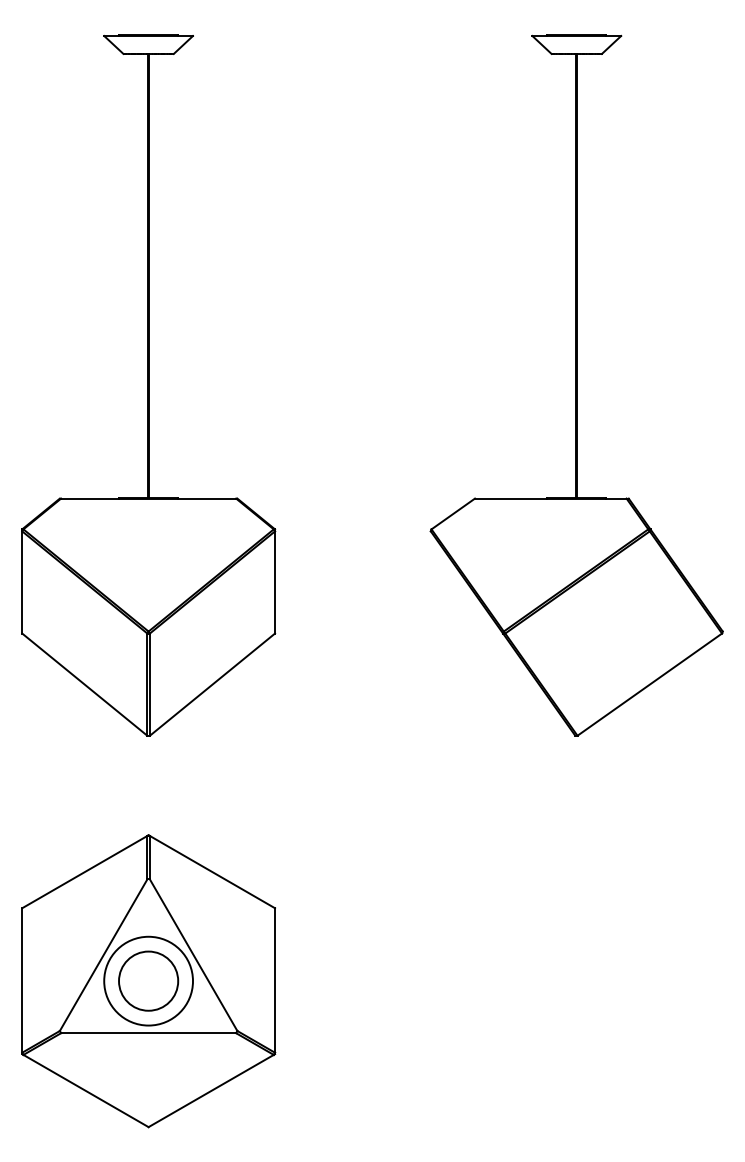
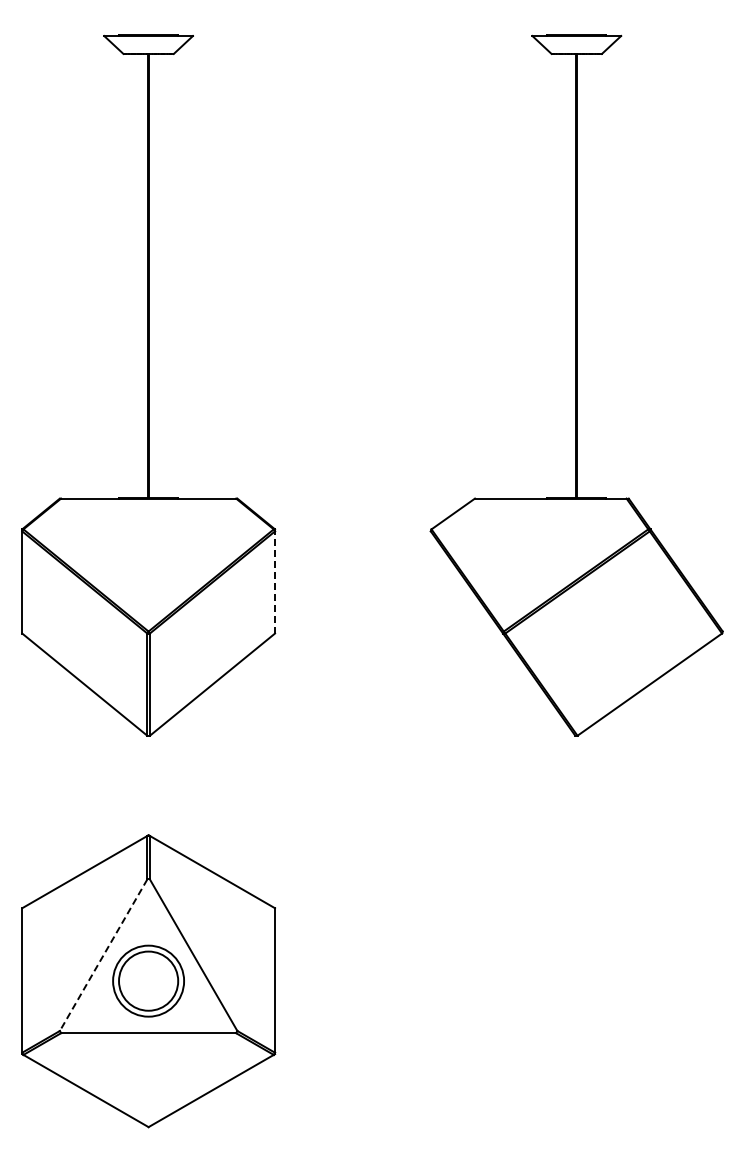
line: solid -> dashed (275, 581)
line: solid -> dashed (103, 955)
circle diameter: 89 px -> 71 px (148, 980)
